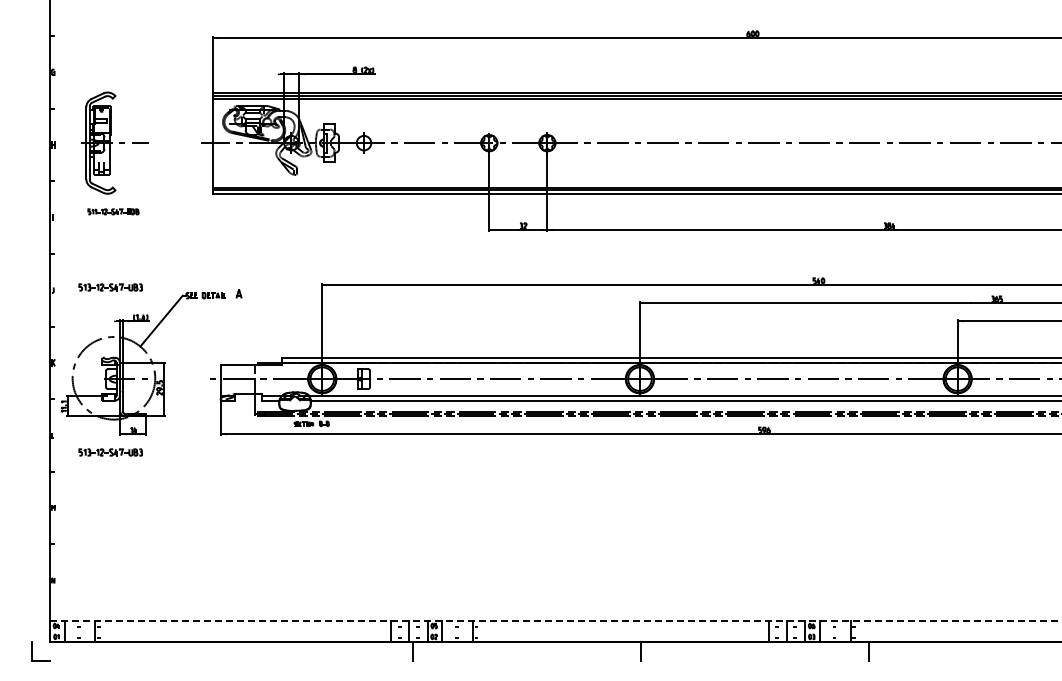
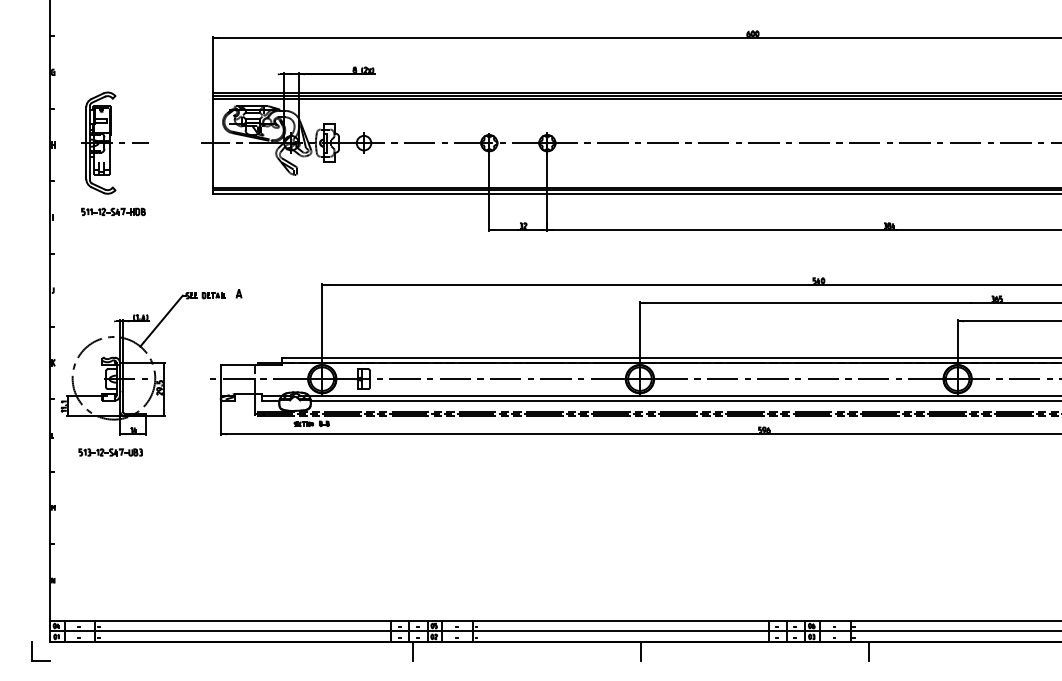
part size: 53x8 px -> 65x9 px (113, 211)
part: present -> none (110, 287)
line: dashed -> solid (555, 620)
line: none -> present (554, 631)
